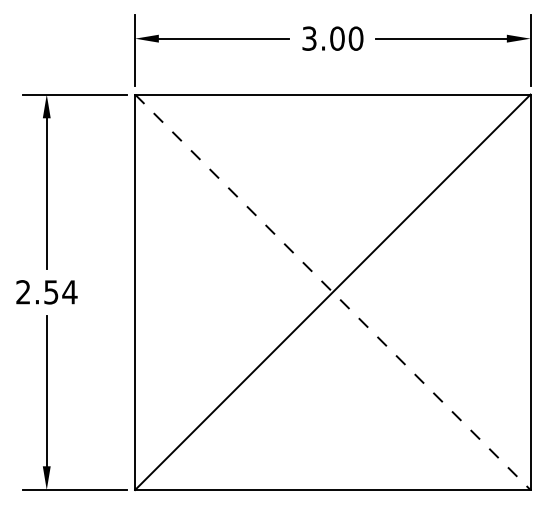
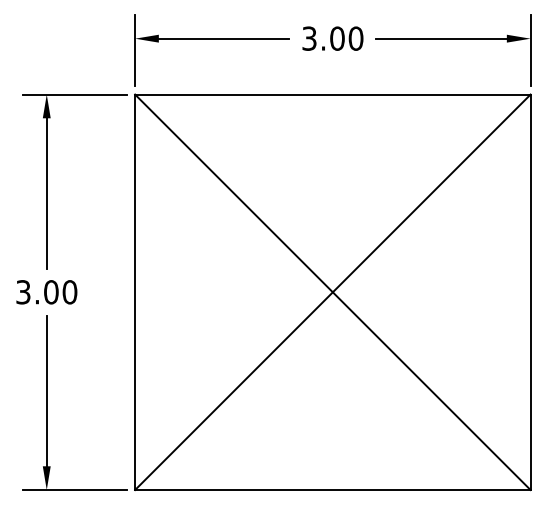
text: 2.54 -> 3.00 (46, 292)
line: dashed -> solid (332, 292)
